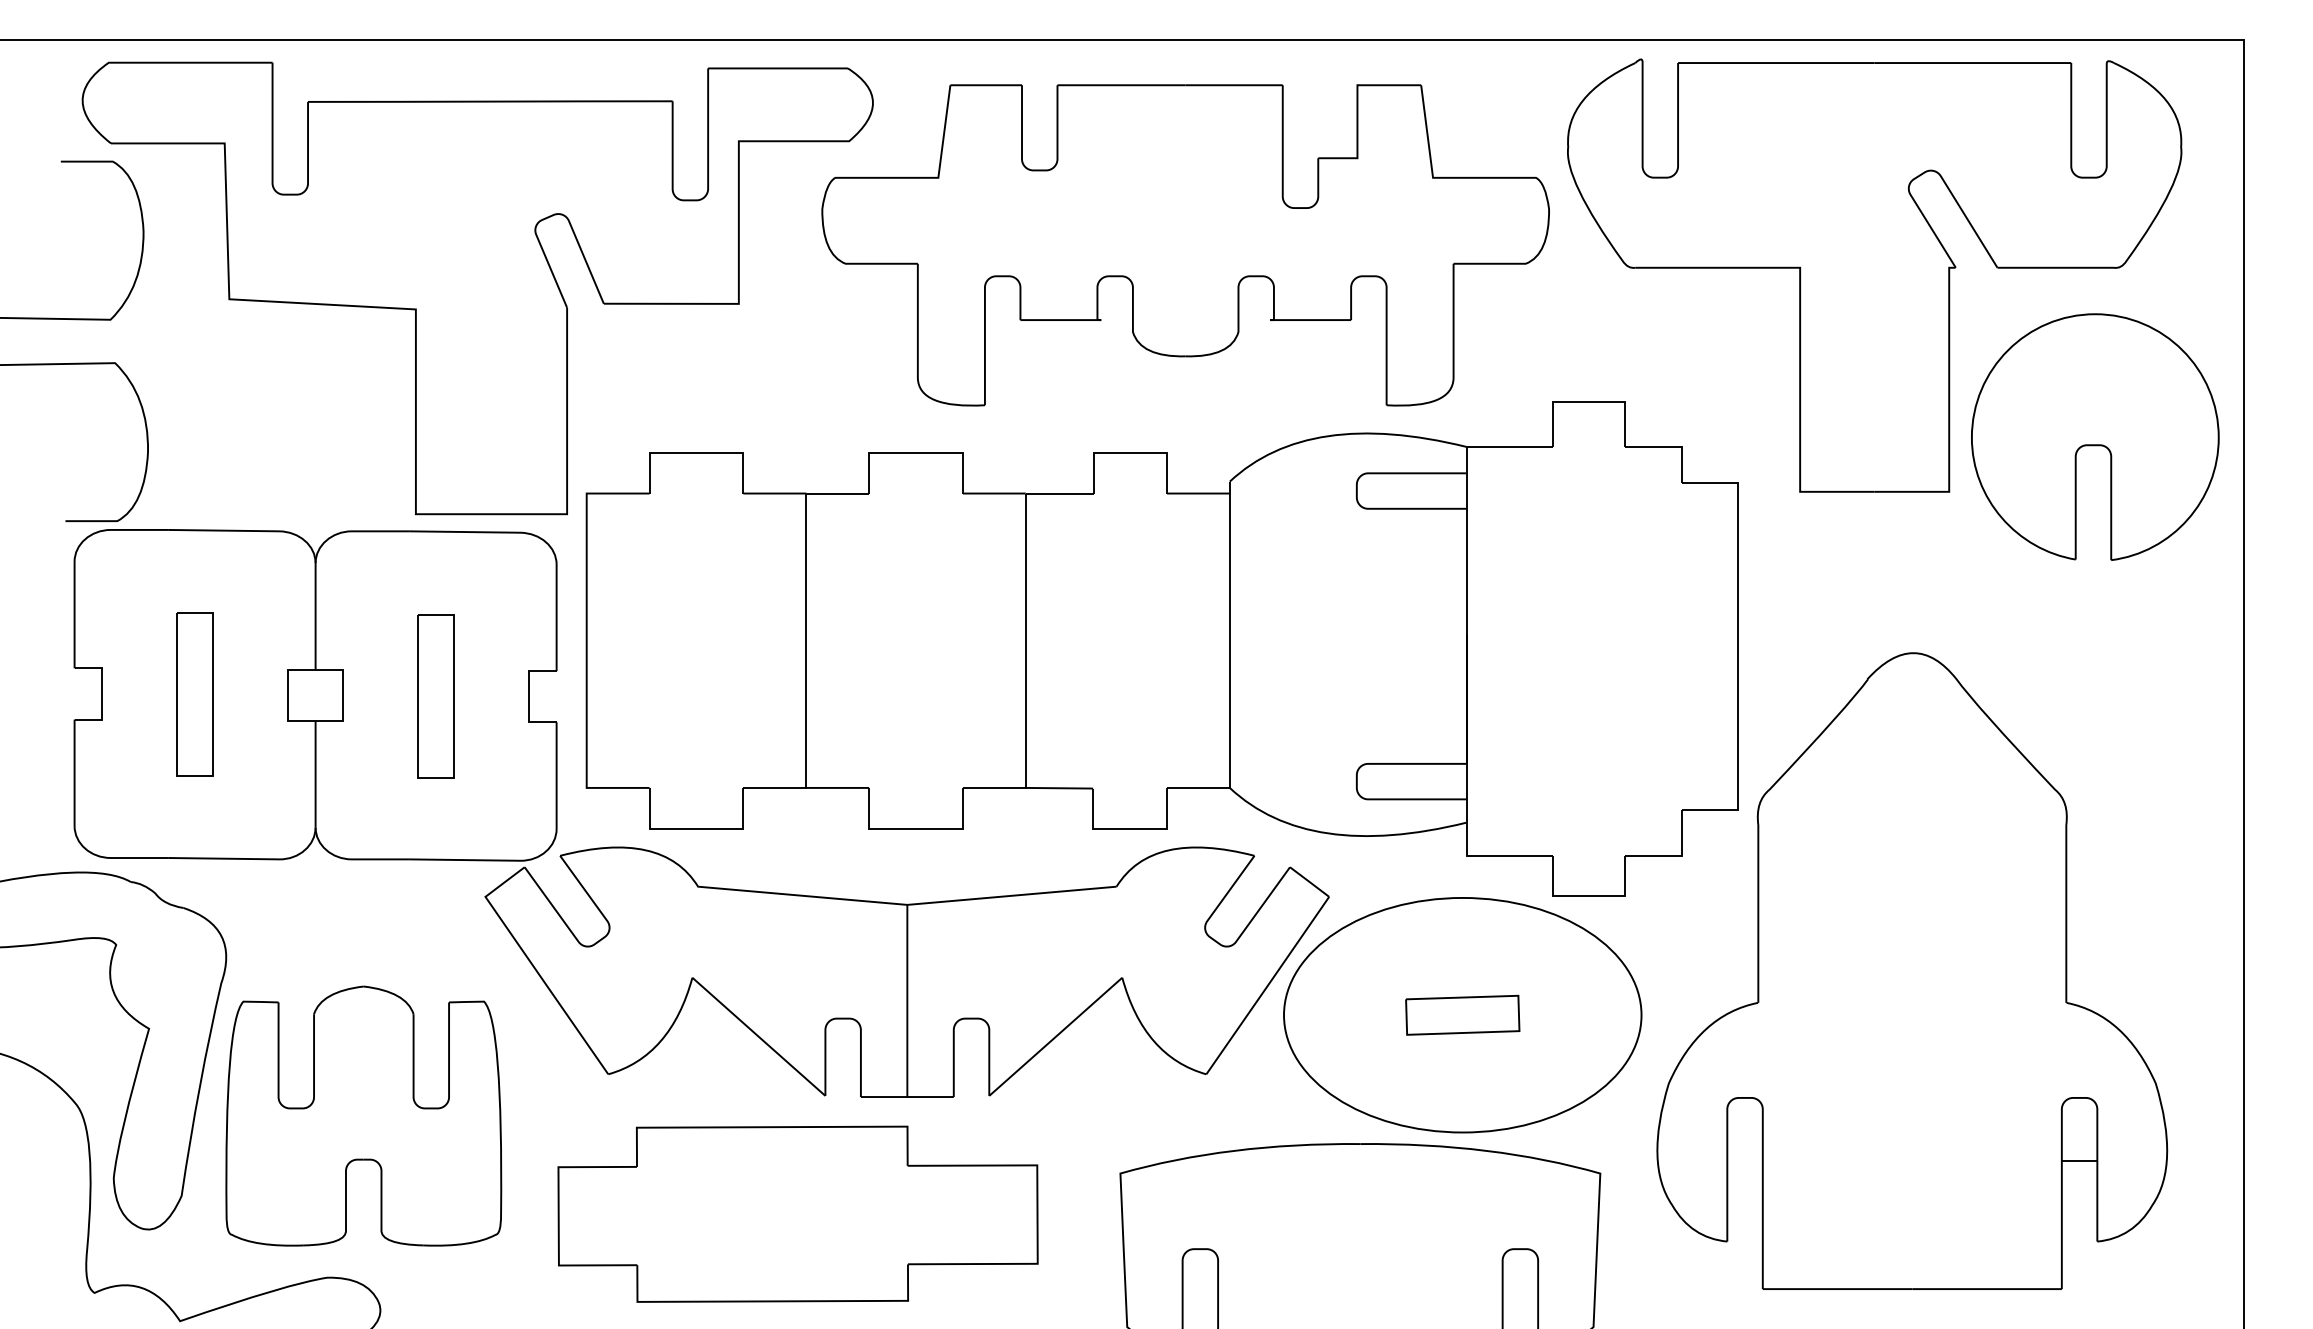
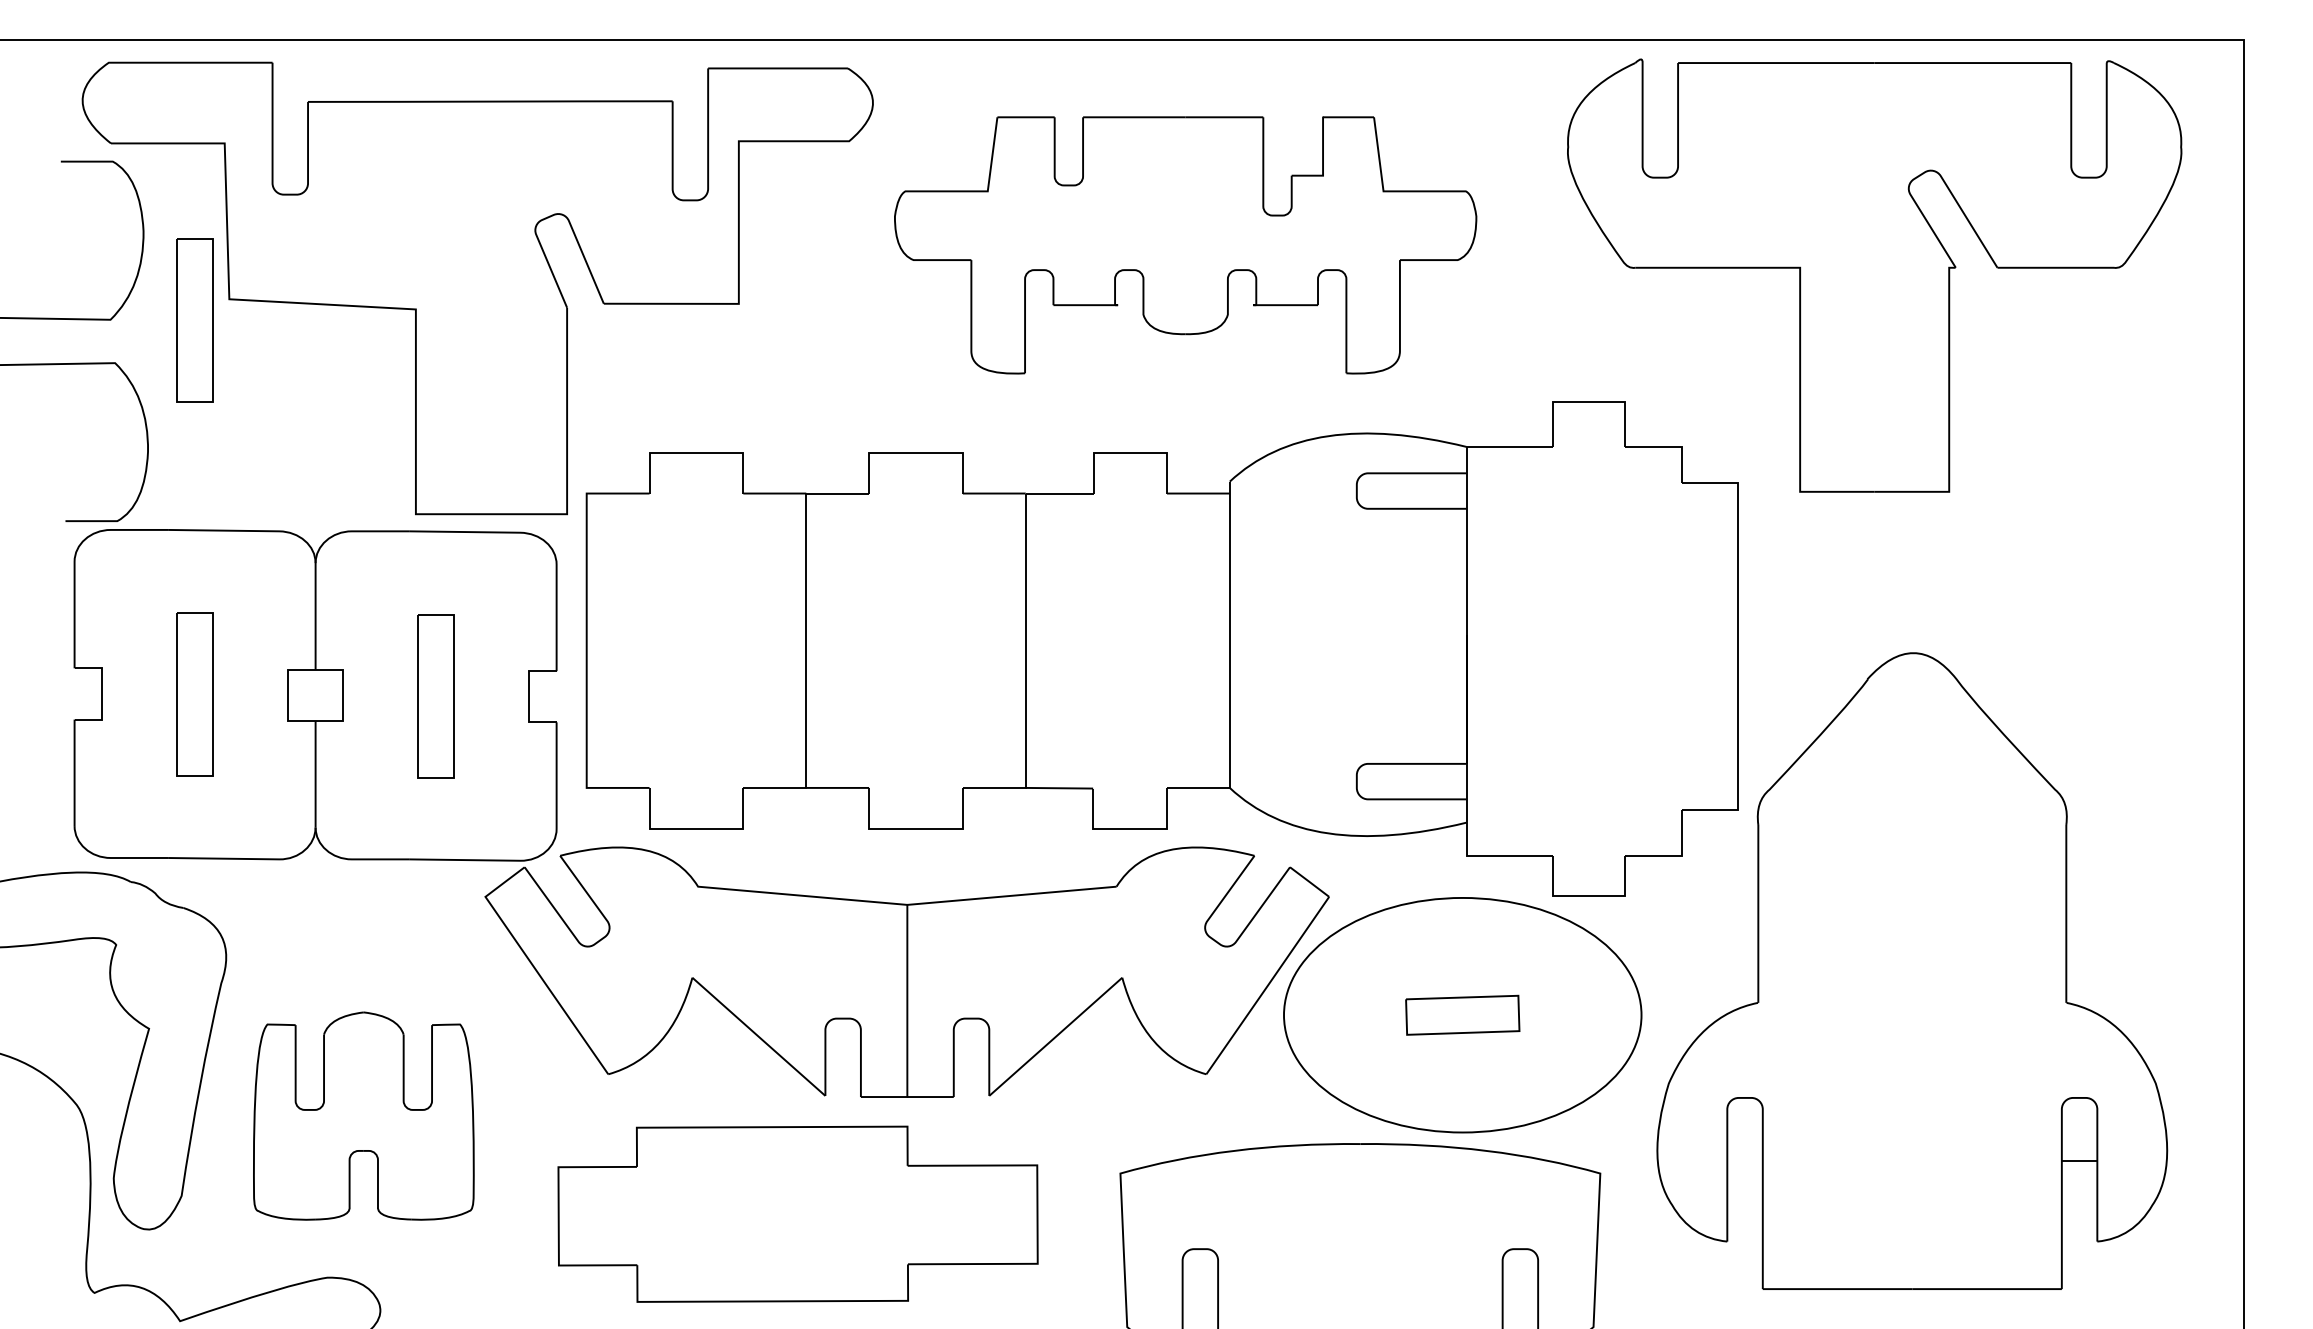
part size: 729x323 px -> 584x259 px (1185, 245)
part: none -> present (194, 320)
part: present -> none (2095, 436)
part size: 278x262 px -> 222x210 px (363, 1115)
